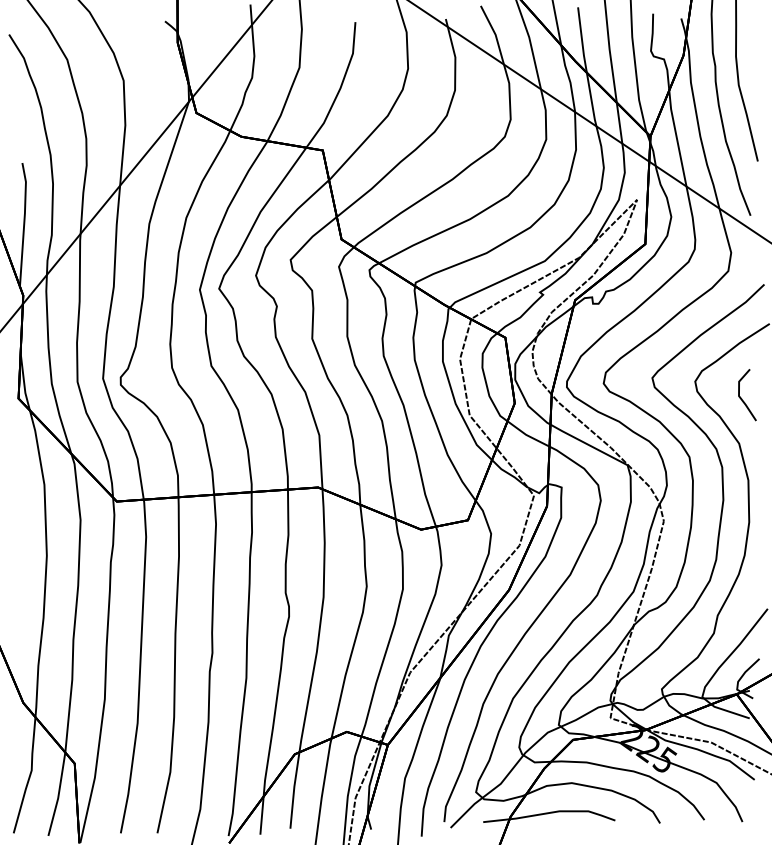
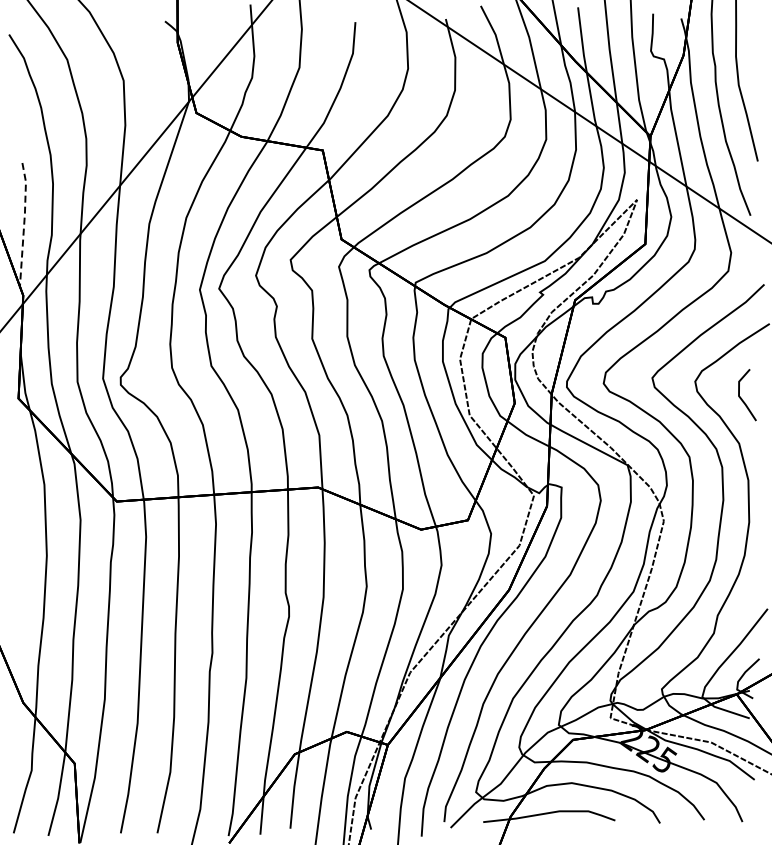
line: solid -> dashed (24, 224)
